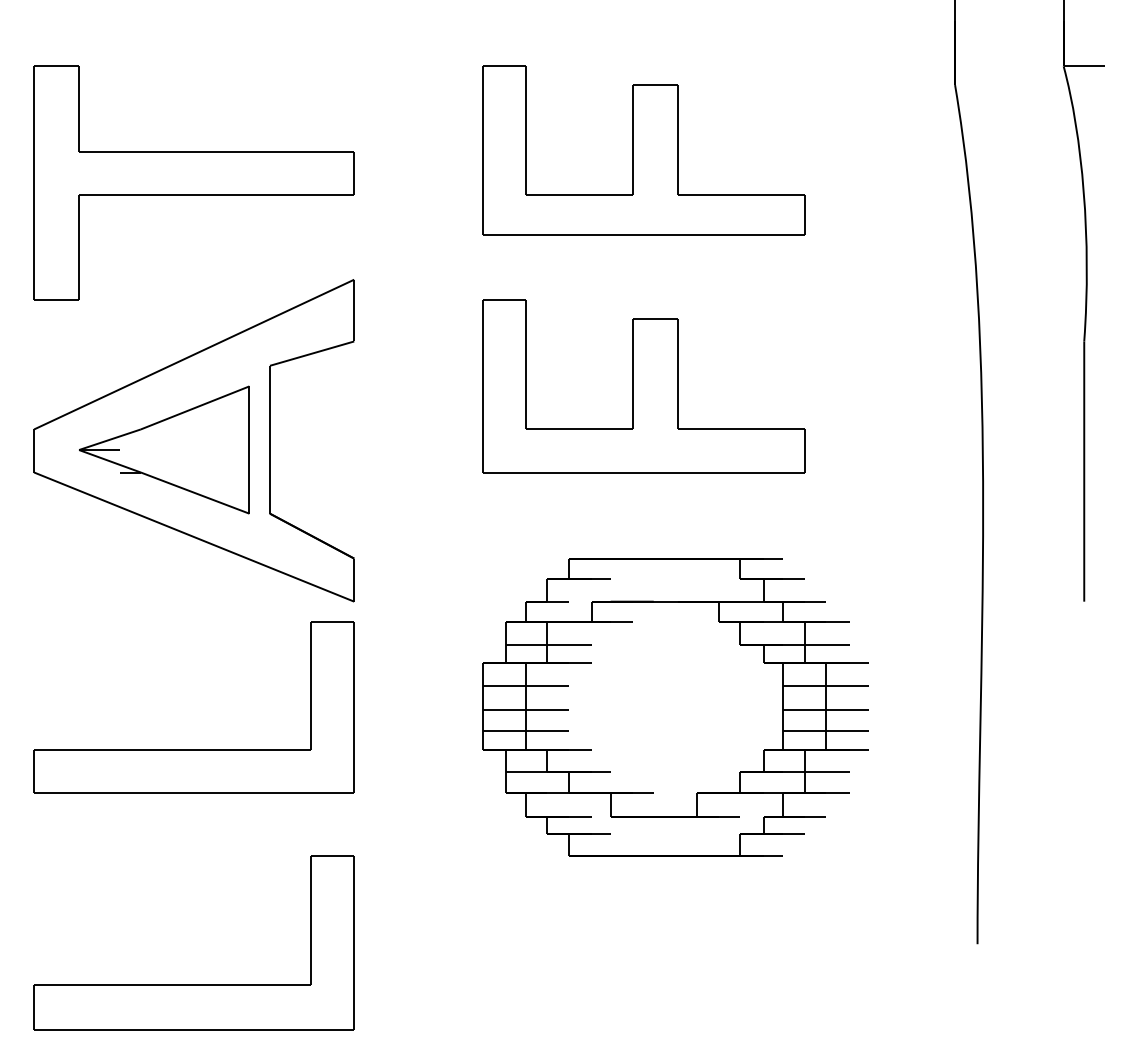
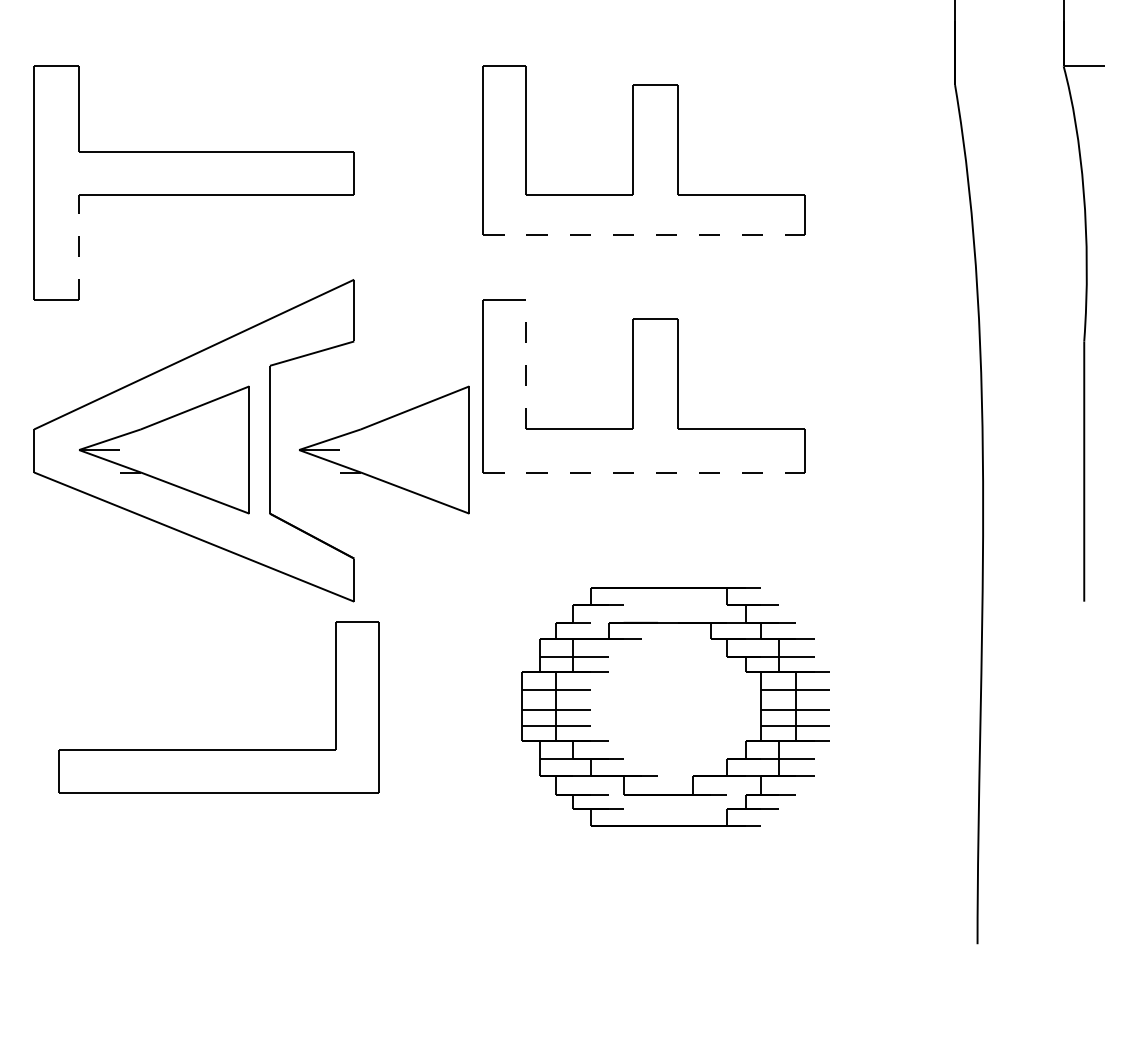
line: solid -> dashed (644, 234)
line: solid -> dashed (79, 247)
line: solid -> dashed (526, 364)
part: none -> present (384, 449)
line: solid -> dashed (644, 472)
part size: 387x299 px -> 309x240 px (675, 706)
part position: (193, 749) -> (218, 749) (218, 749)
part: present -> none (193, 984)
